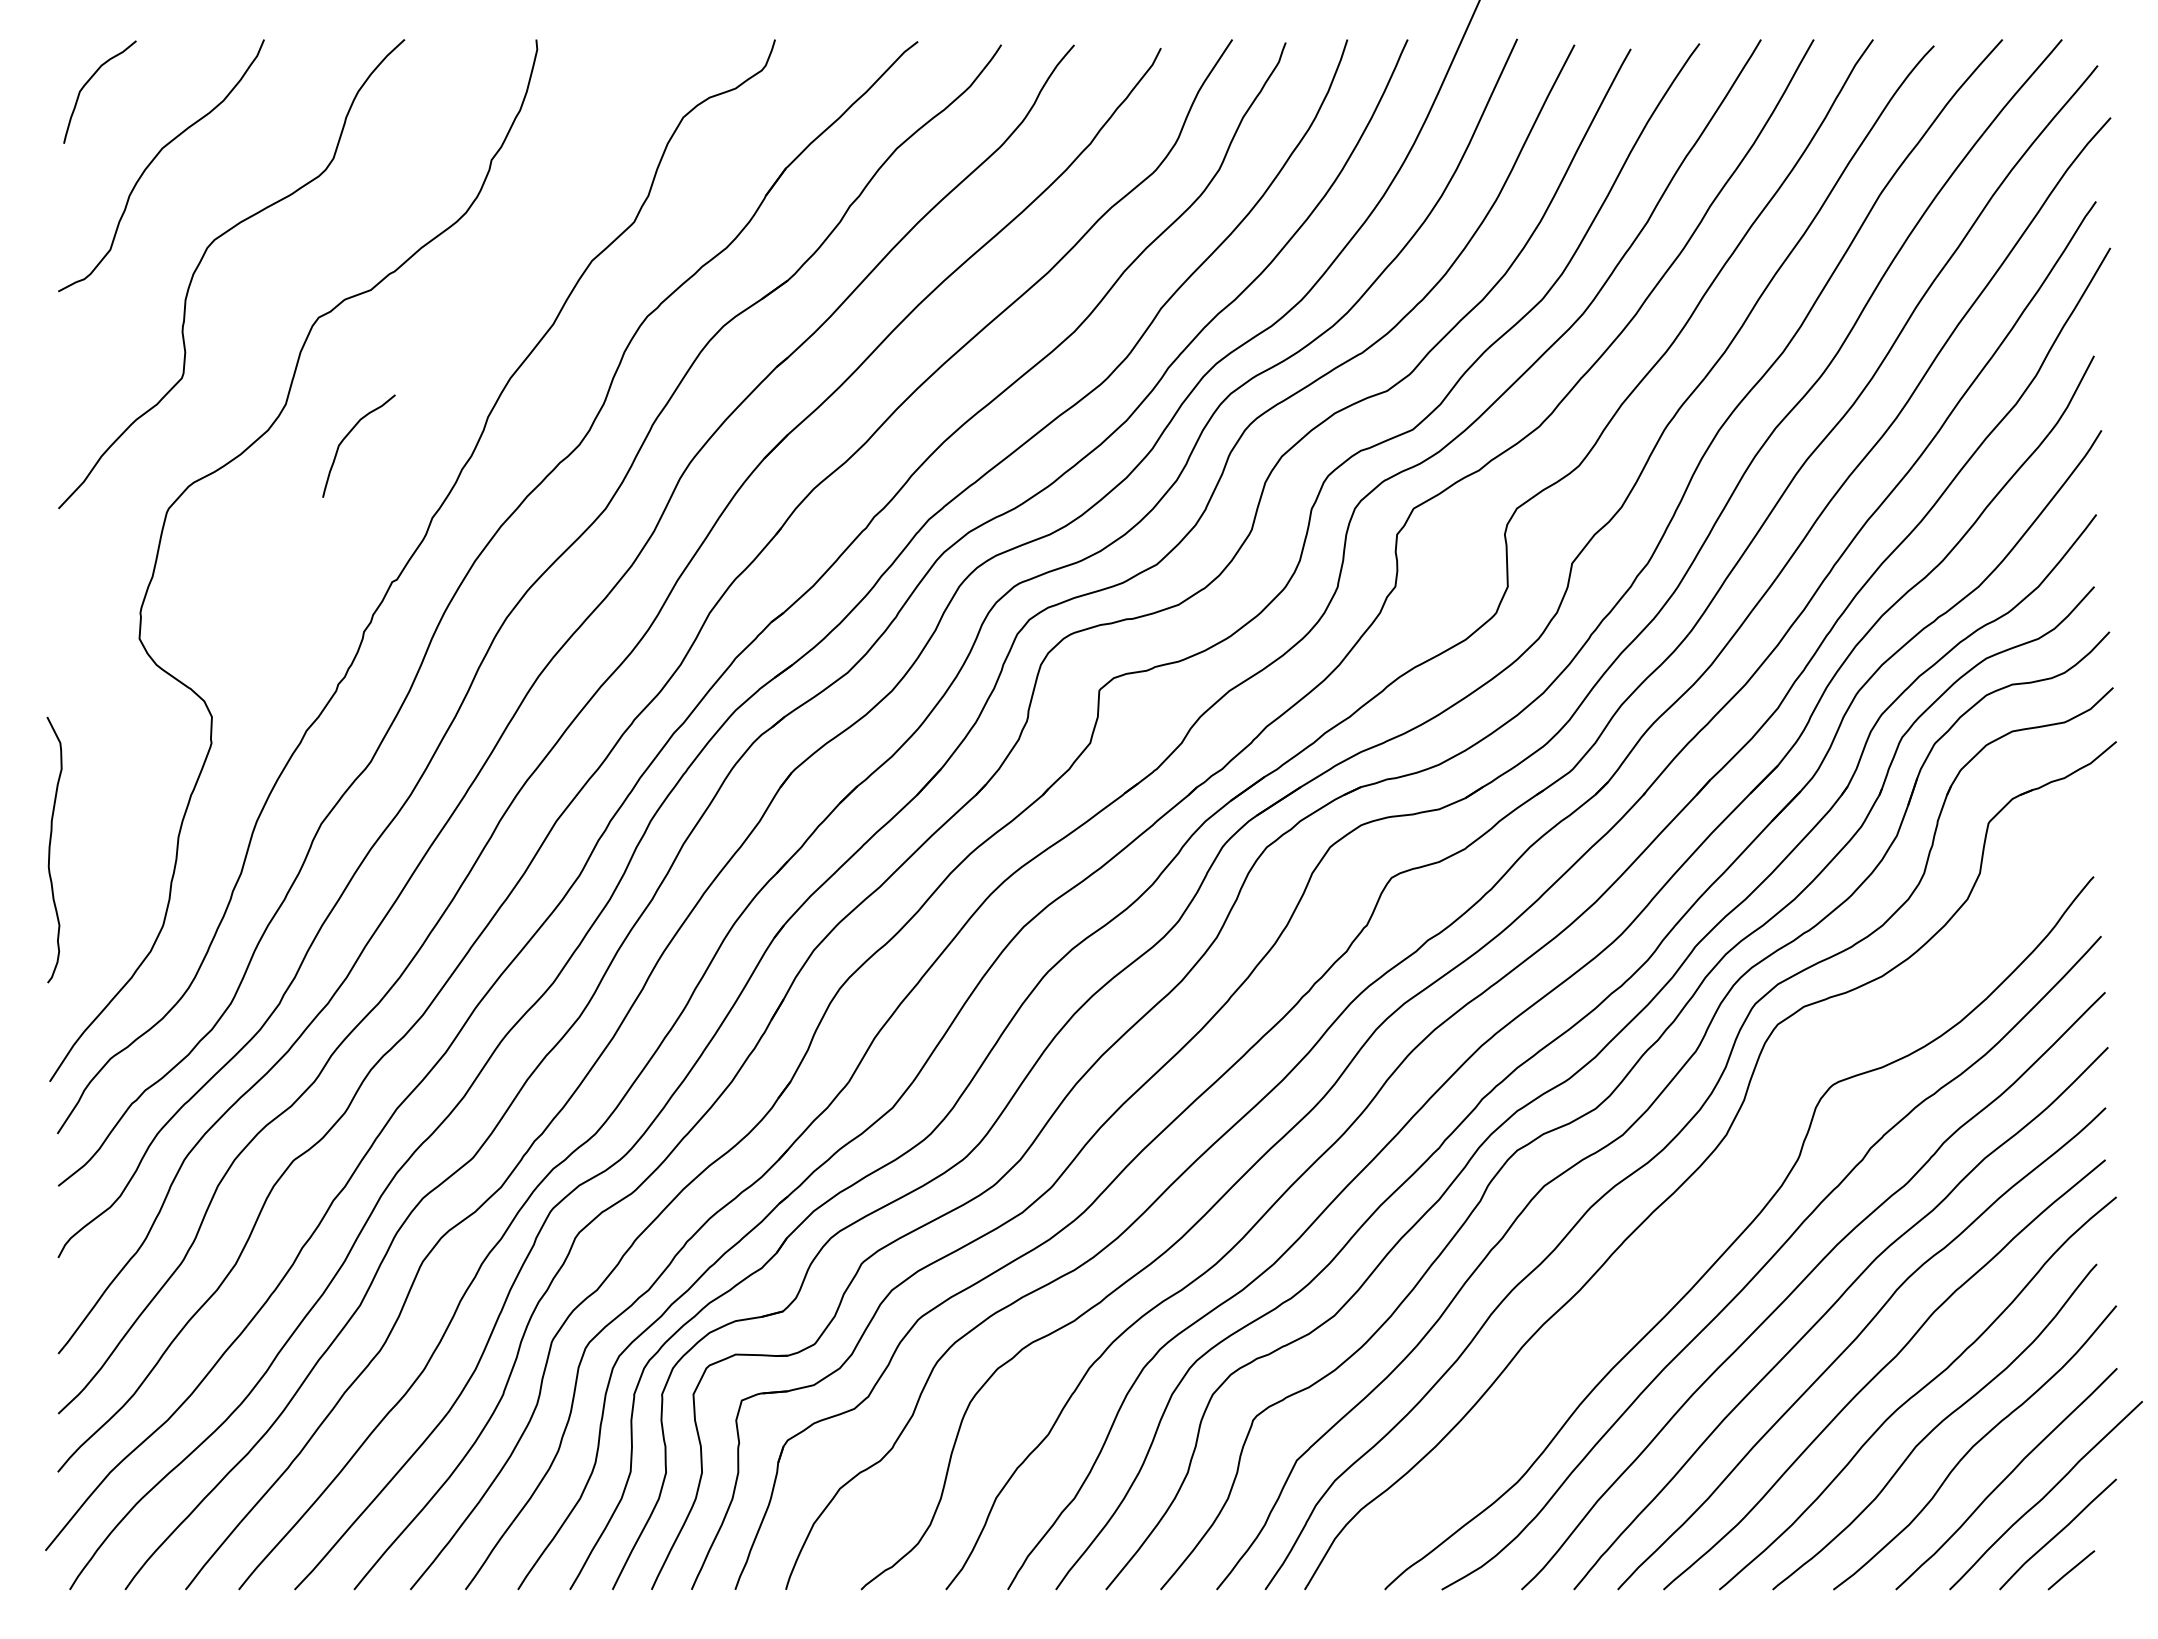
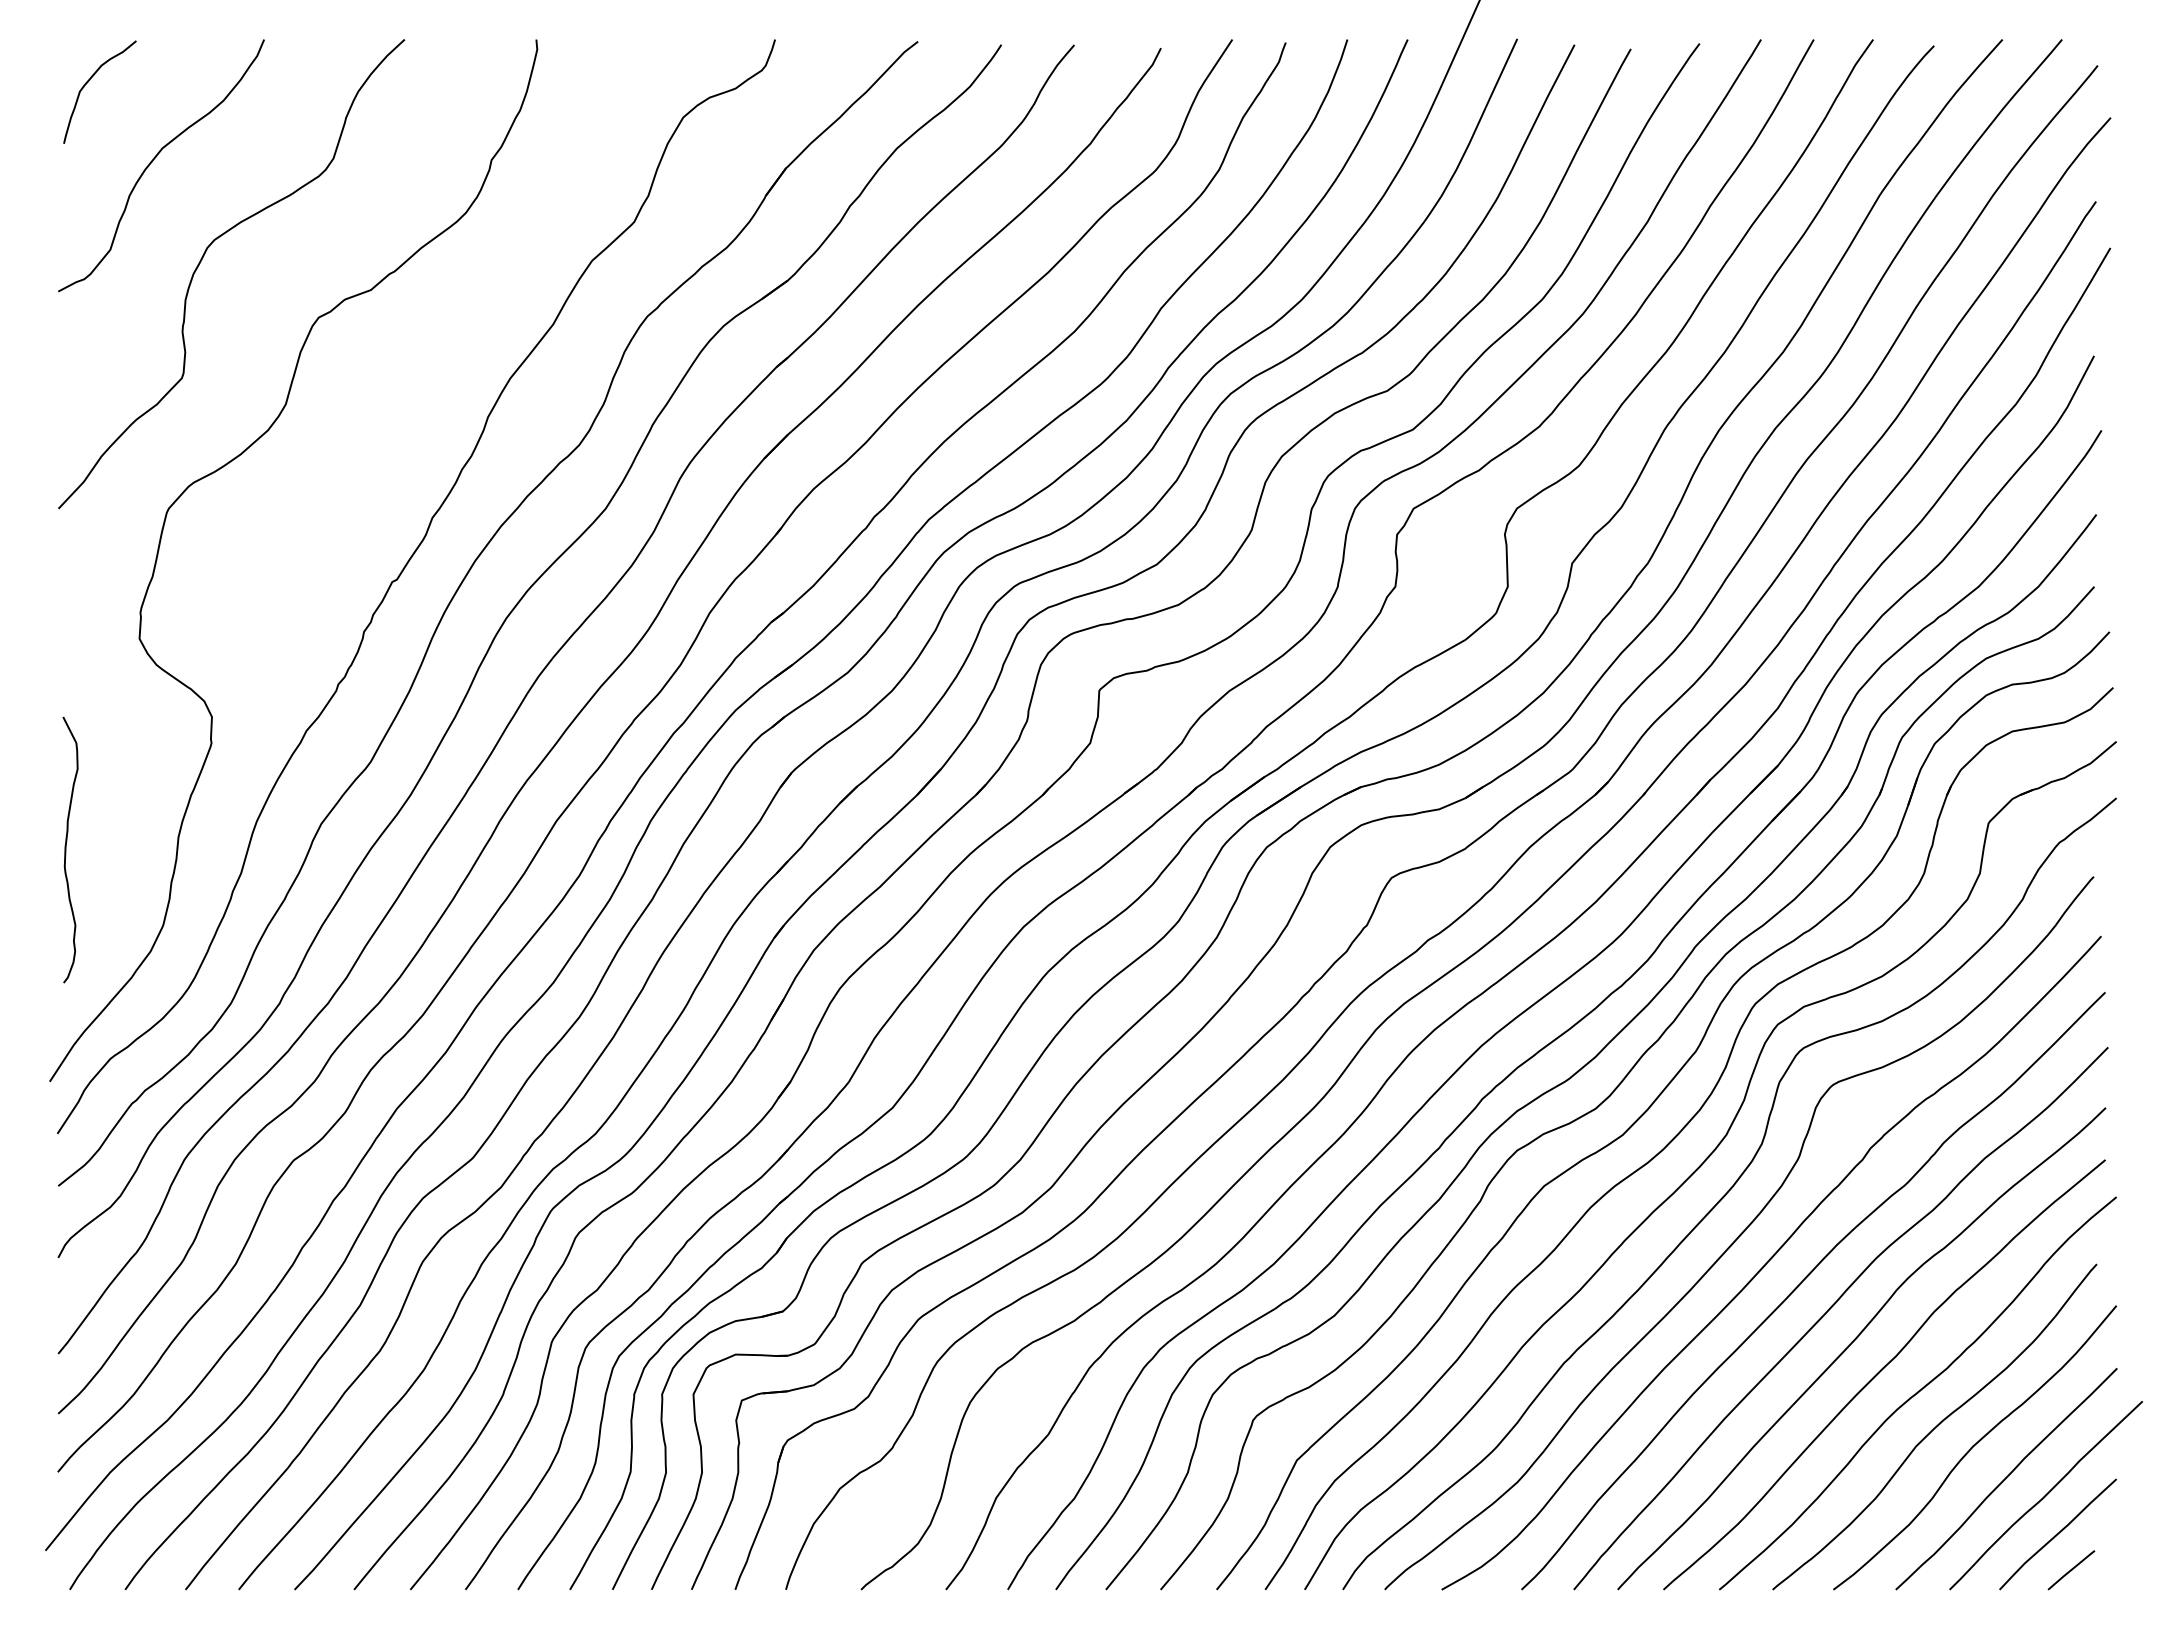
curve: present -> none (348, 435)
curve position: (50, 849) -> (66, 849) (66, 849)
curve: none -> present (1728, 1192)
